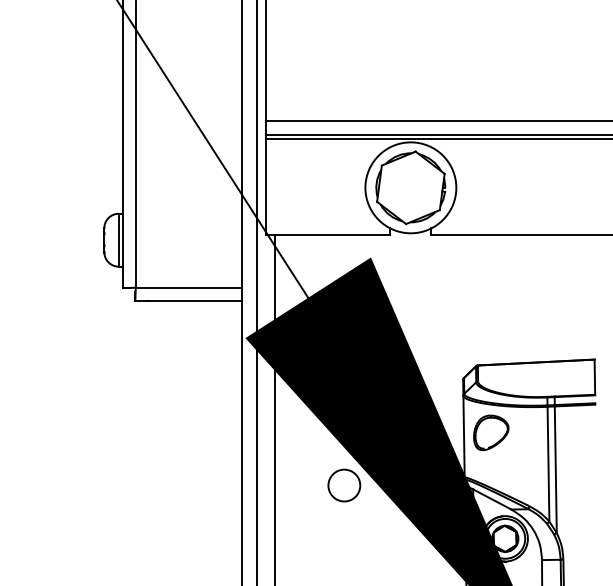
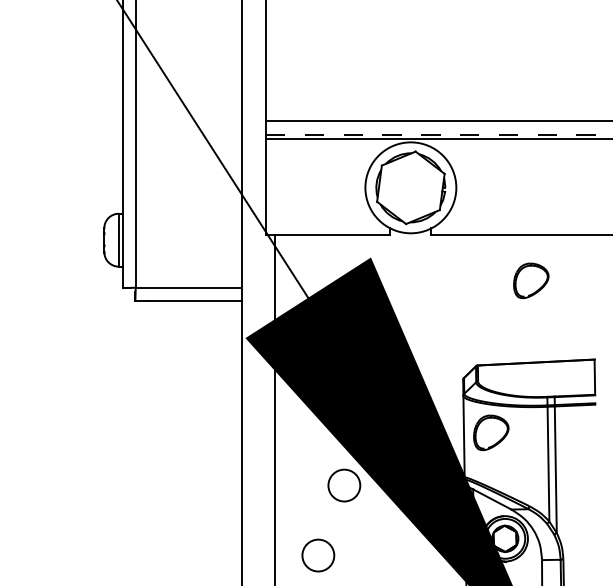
line: solid -> dashed (440, 134)
part: none -> present (531, 280)
line: present -> none (256, 292)
circle: none -> present (318, 555)
